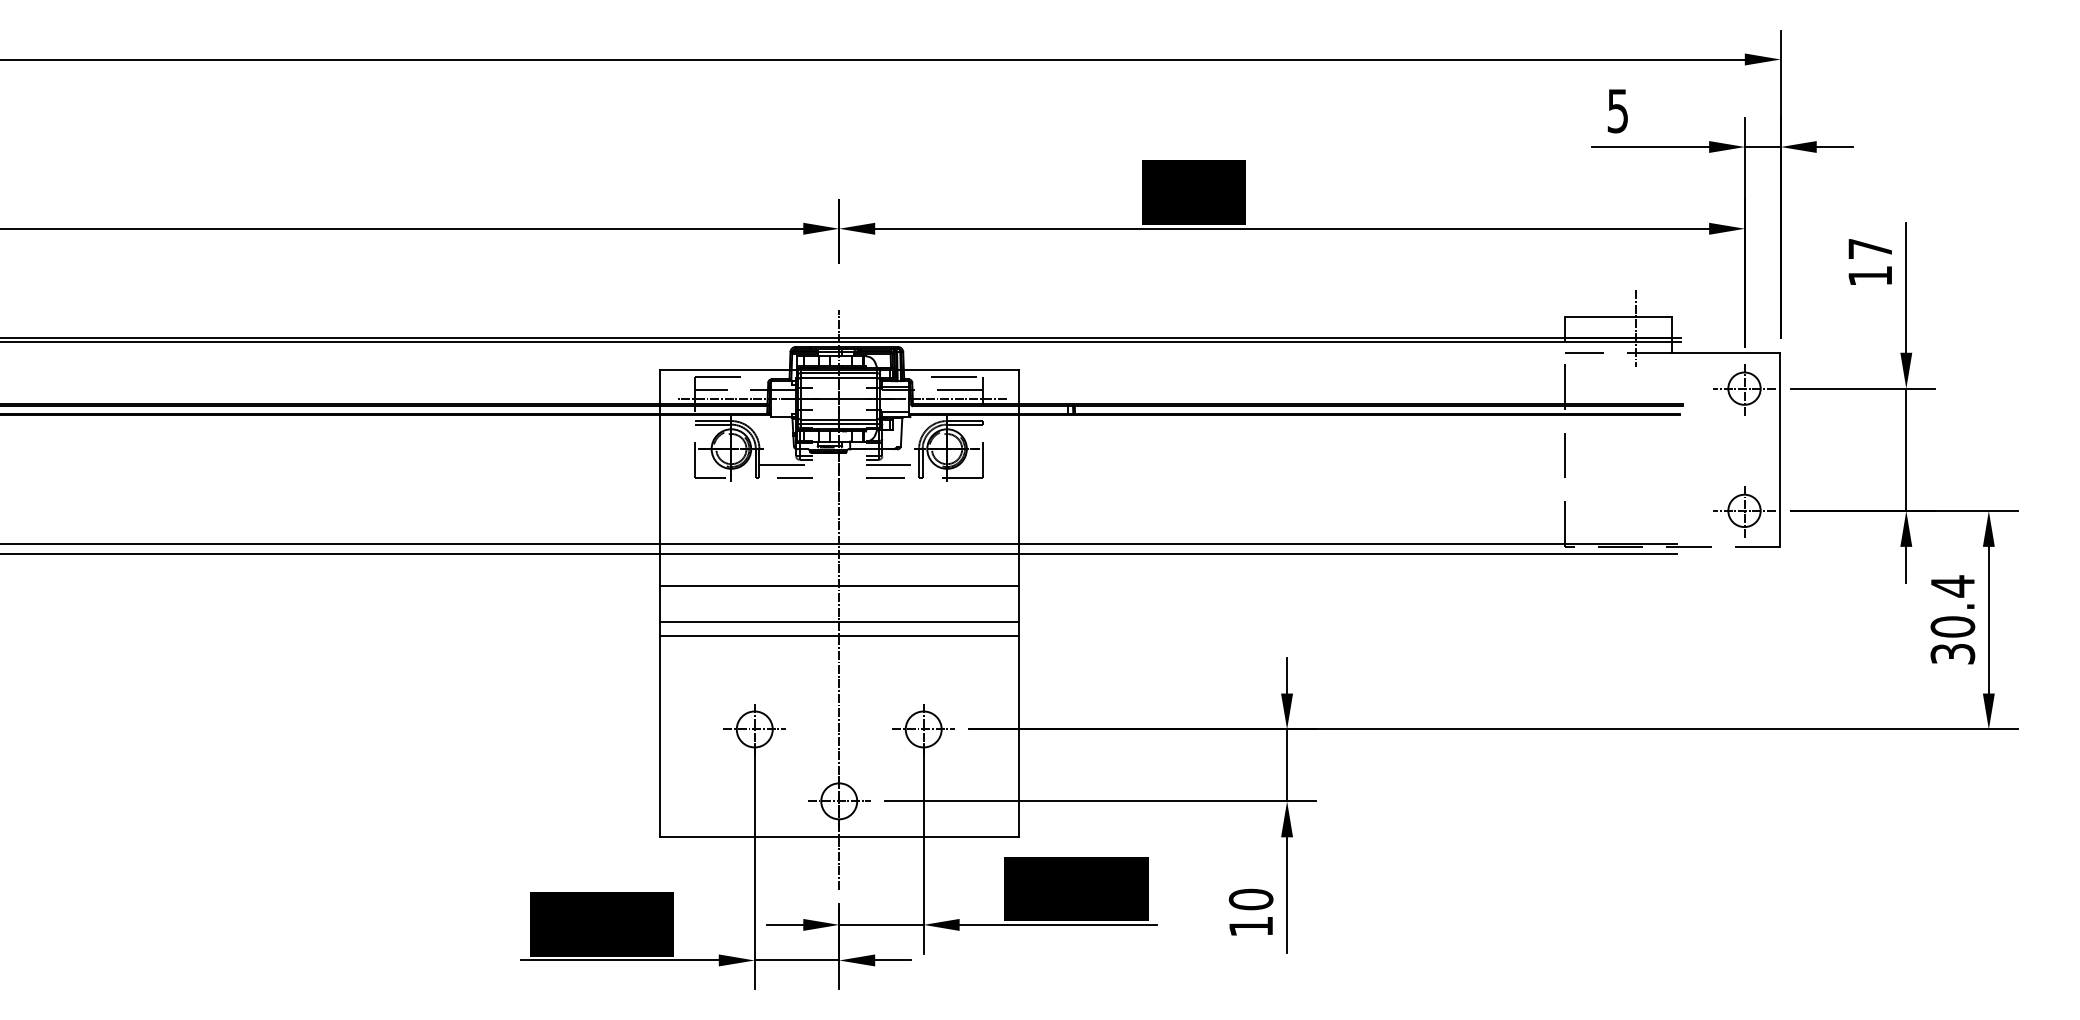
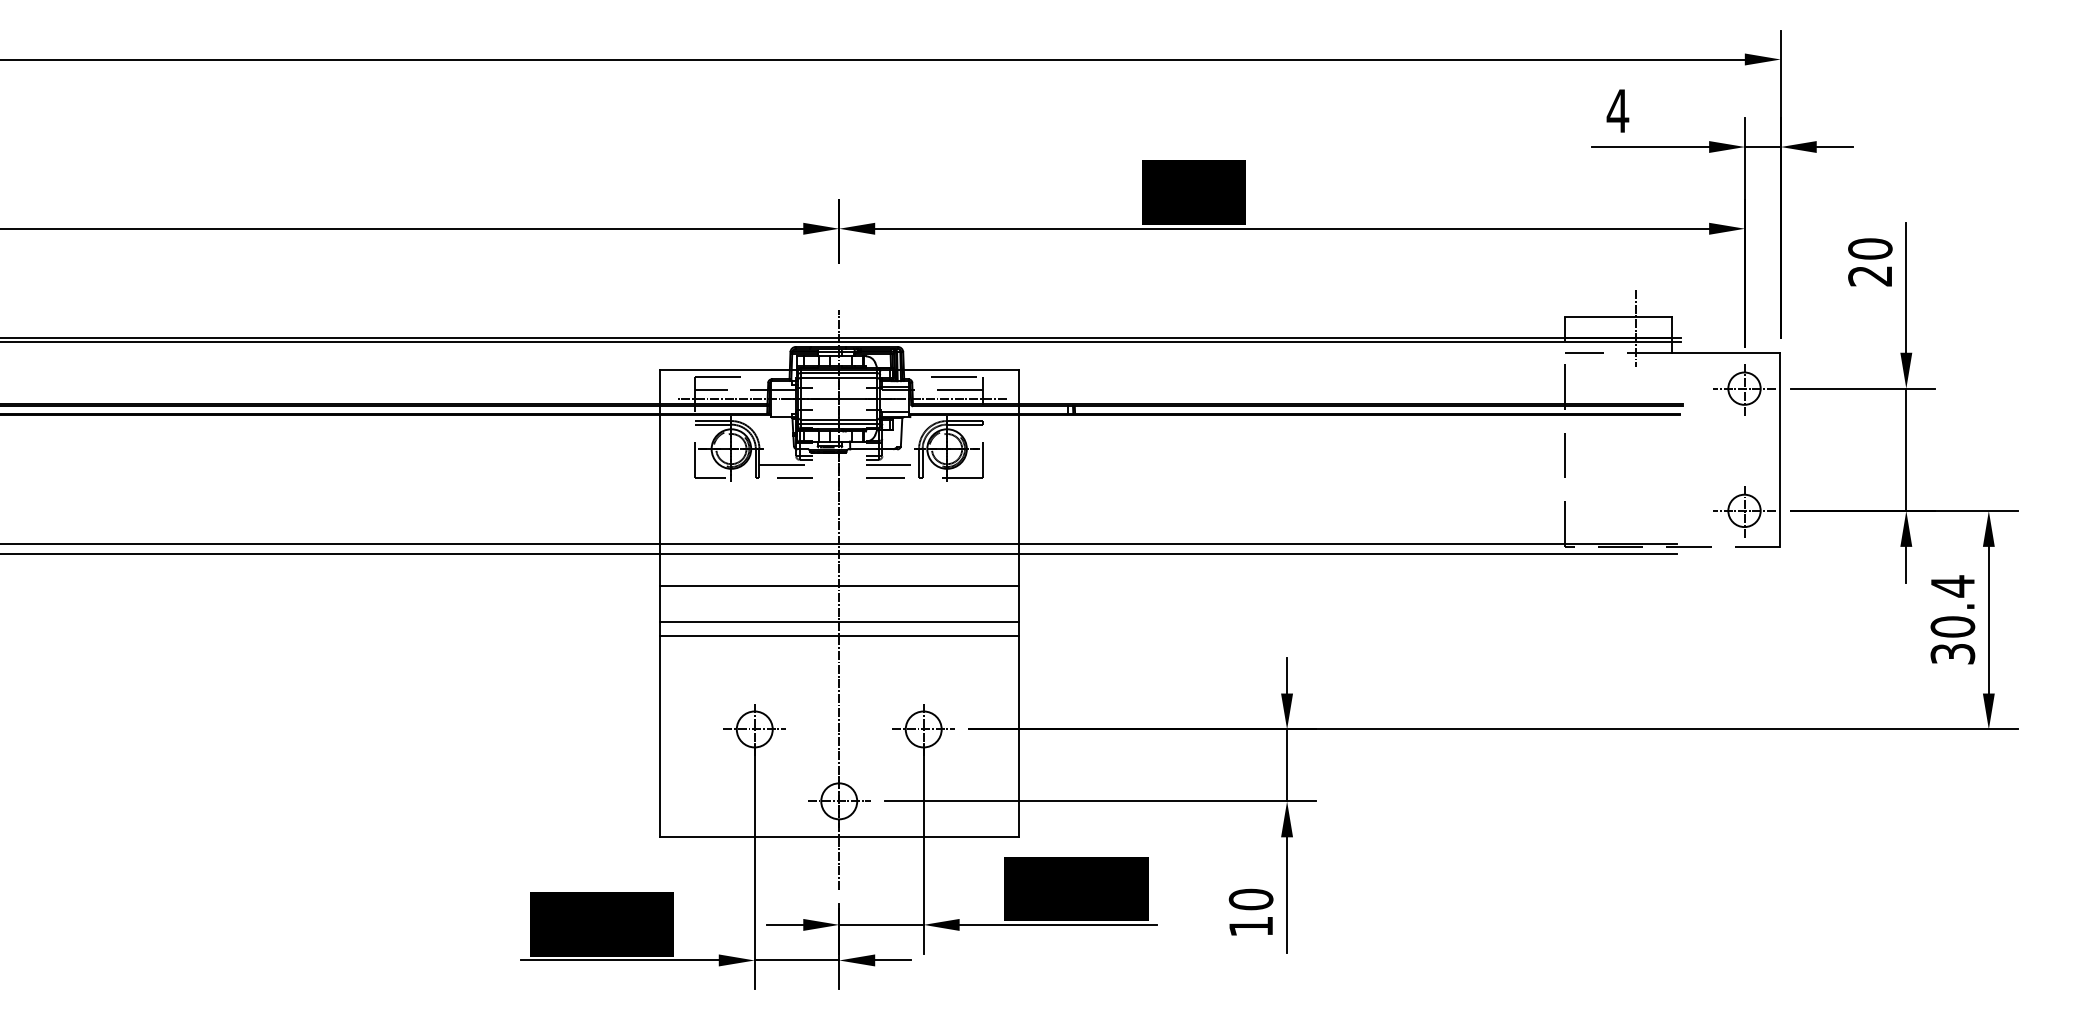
text: 5 -> 4 (1617, 111)
text: 17 -> 20 (1870, 262)
